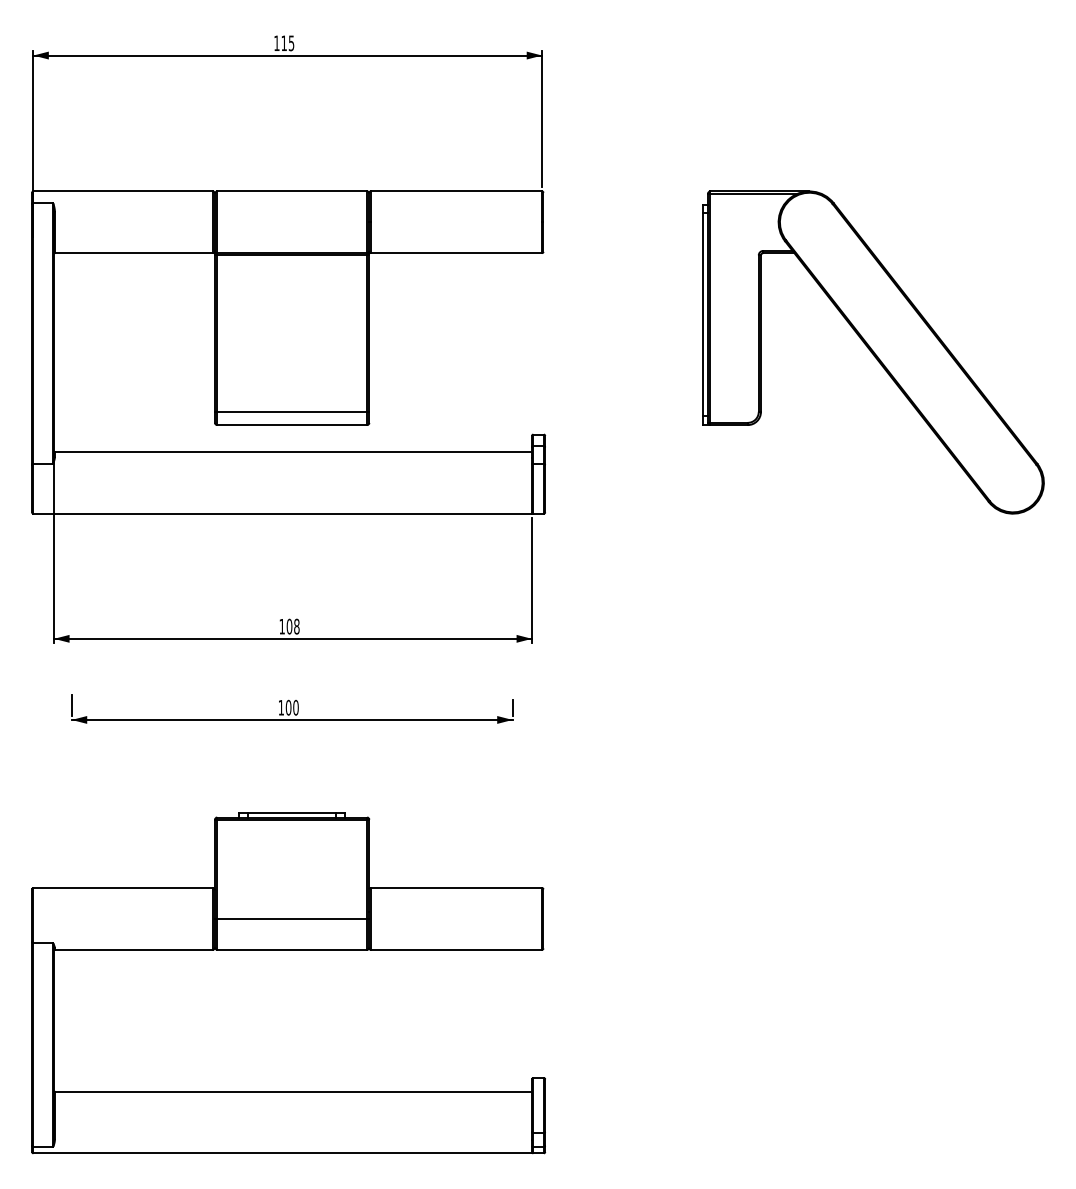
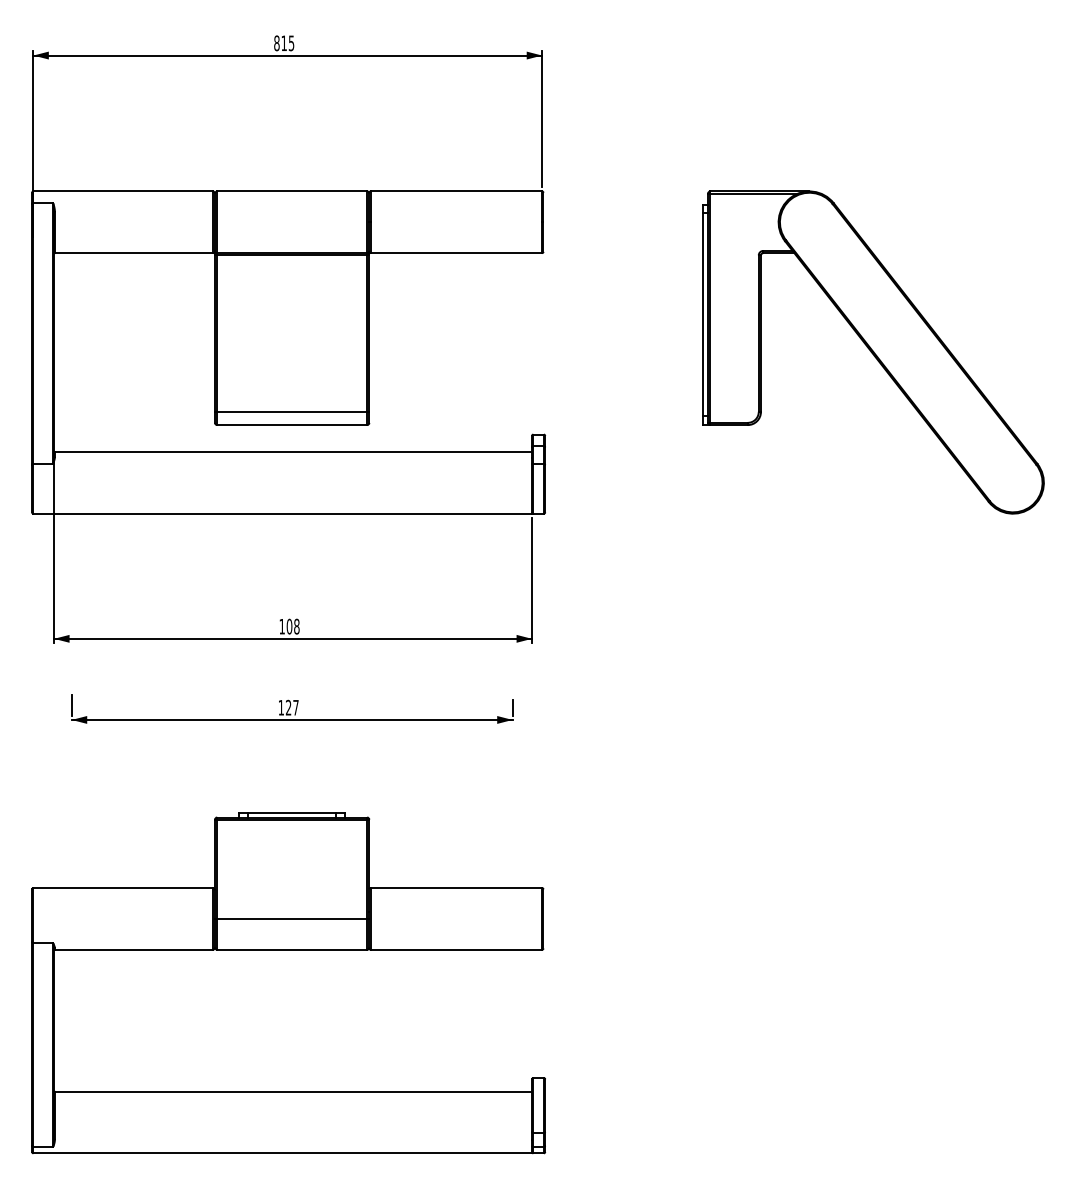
text: 115 -> 815 (276, 43)
text: 100 -> 127 (291, 707)
